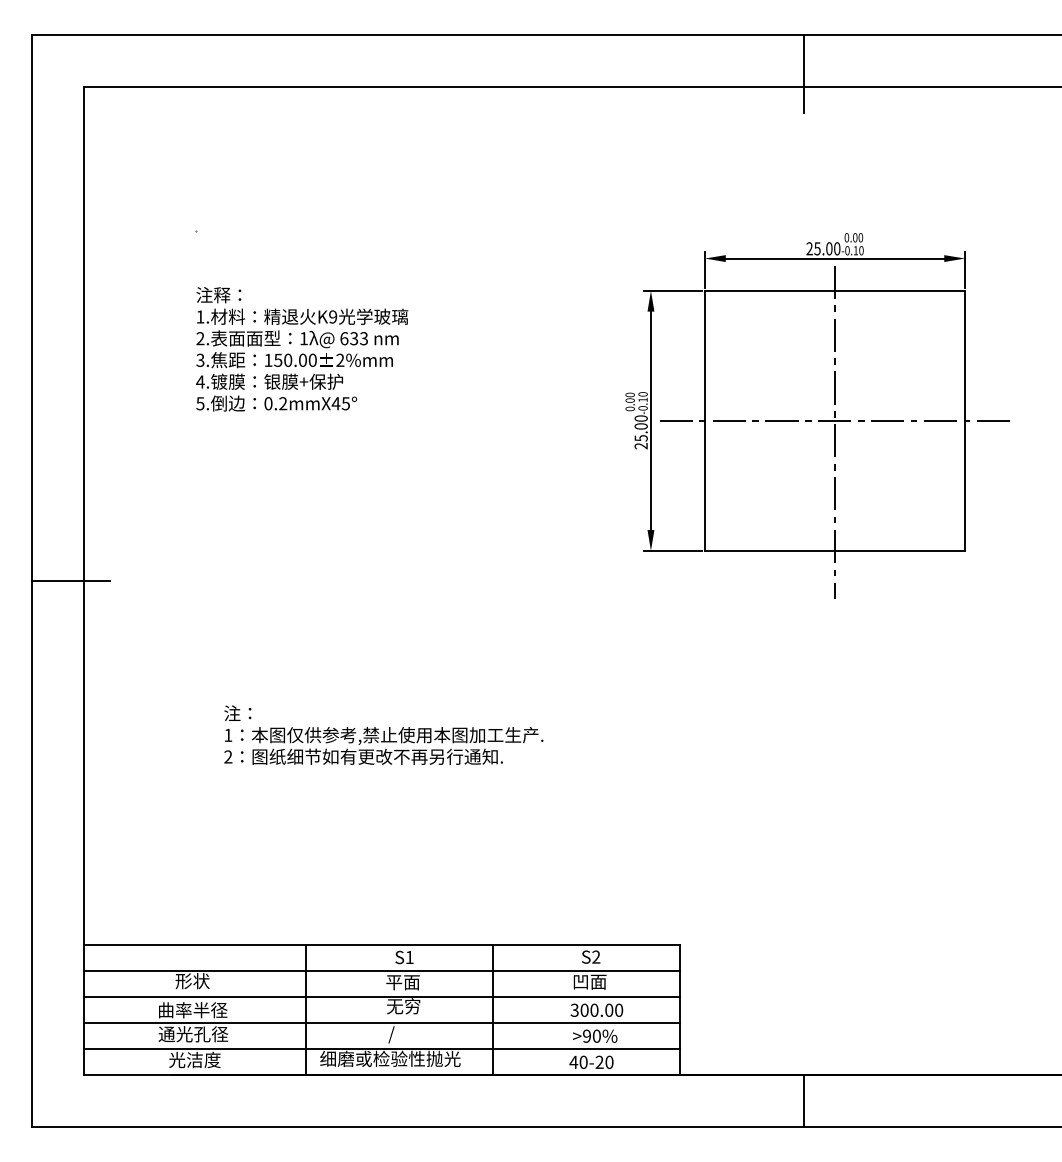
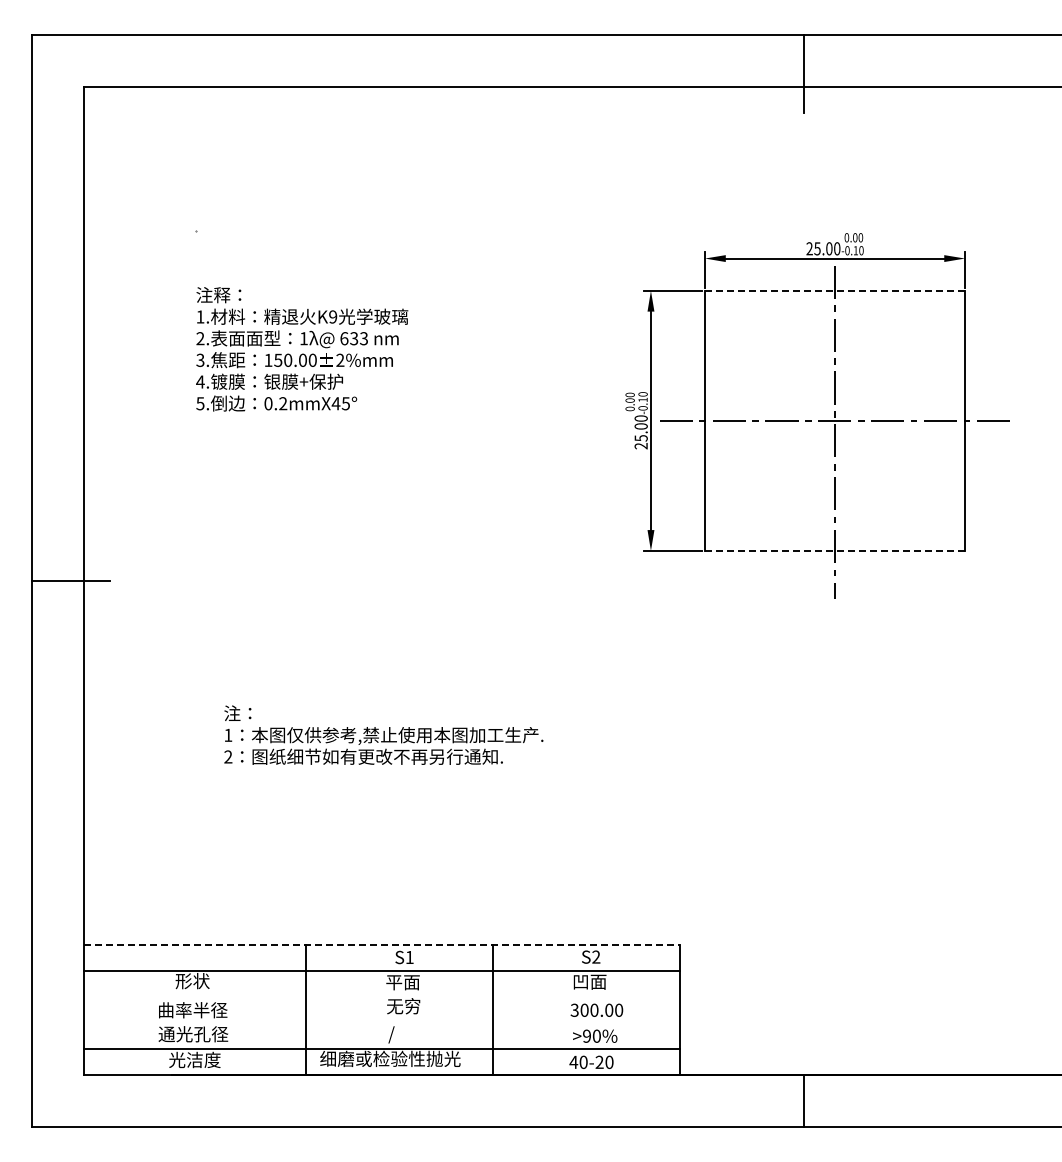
line: solid -> dashed (835, 290)
line: solid -> dashed (835, 550)
line: solid -> dashed (382, 945)
line: present -> none (381, 997)
line: present -> none (381, 1023)
